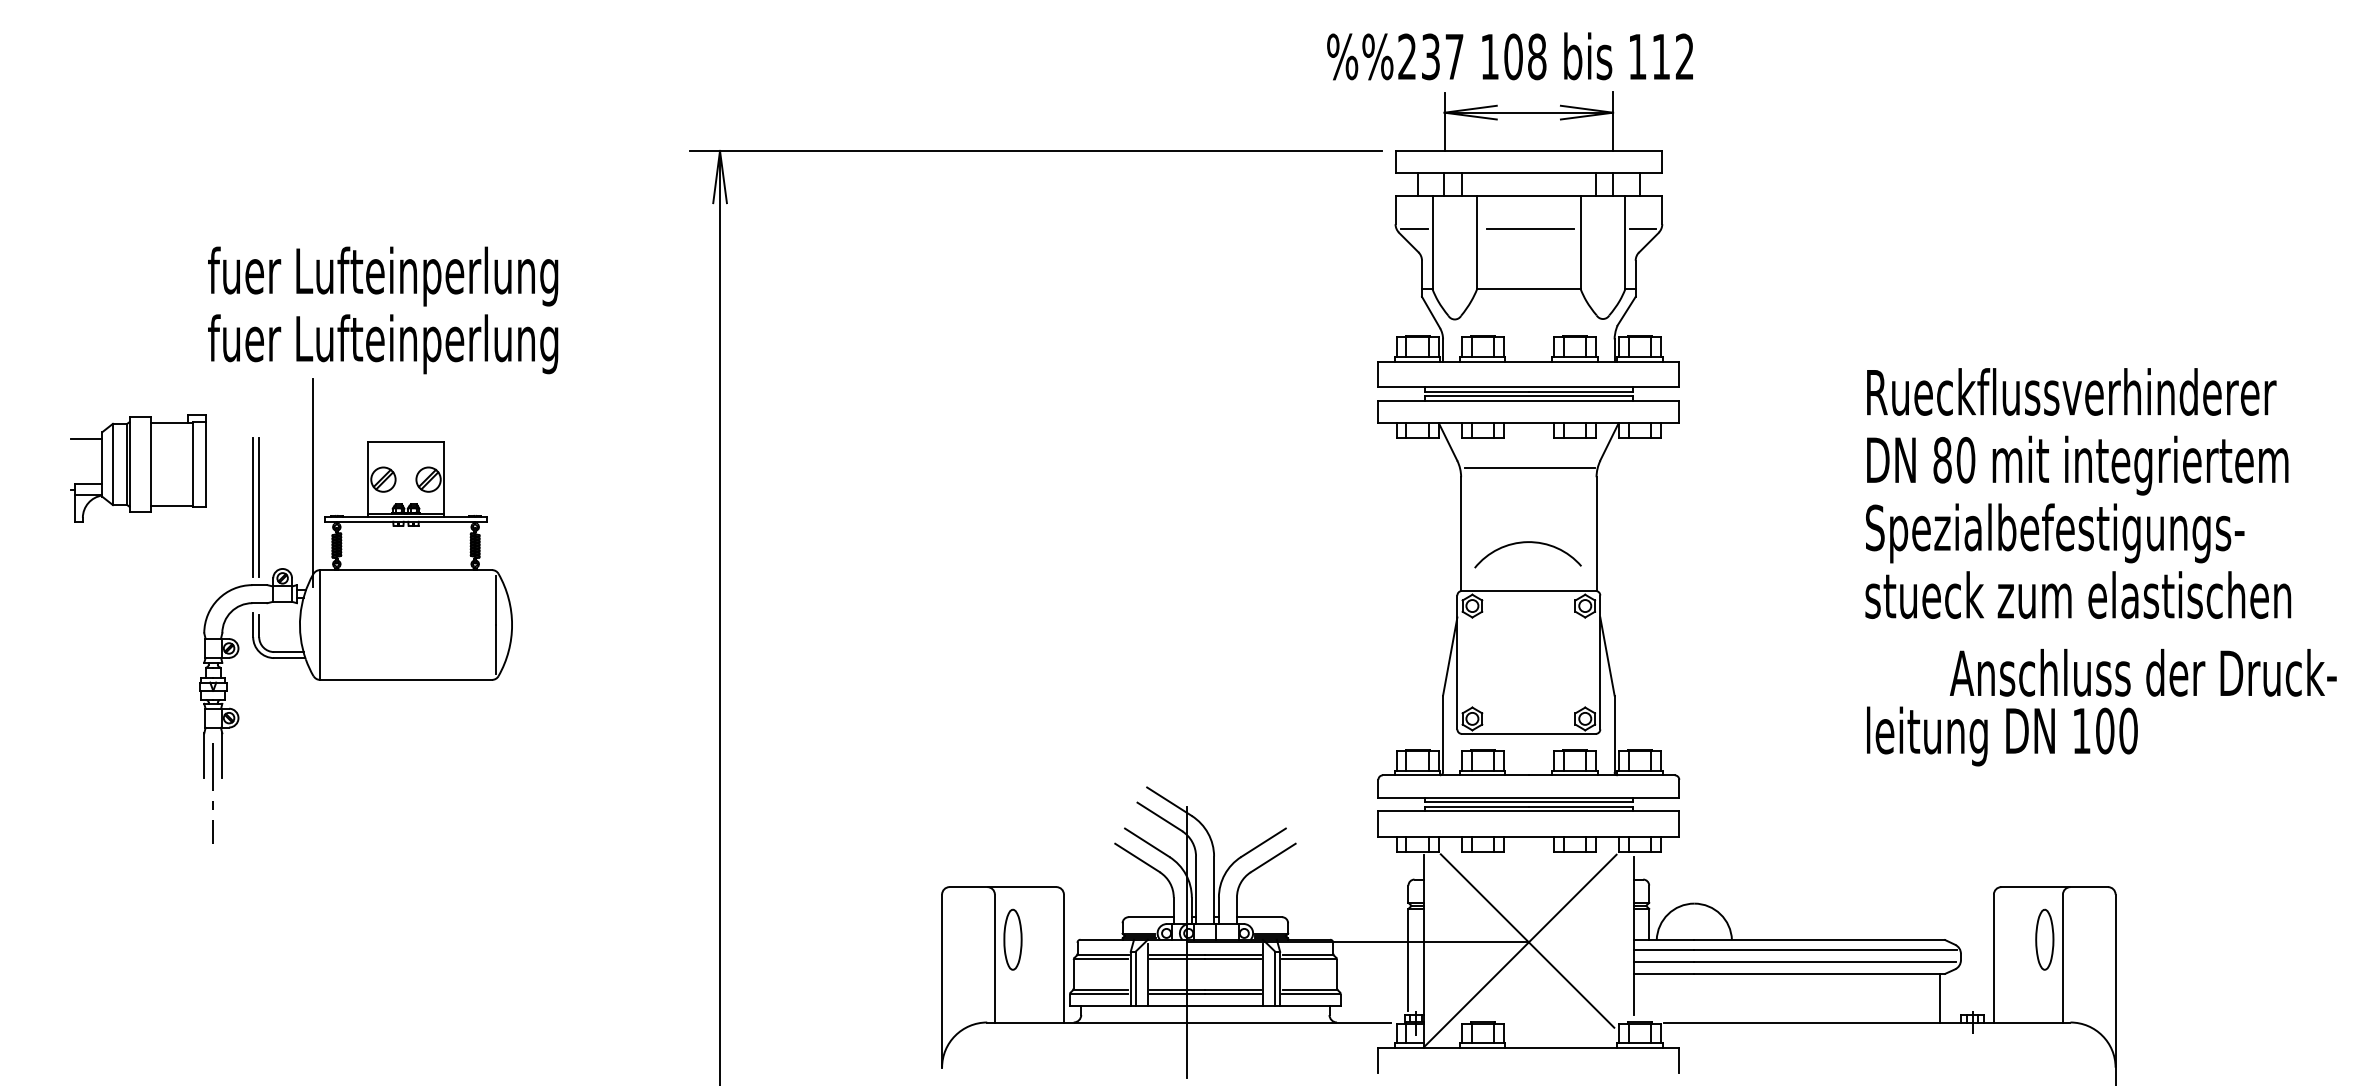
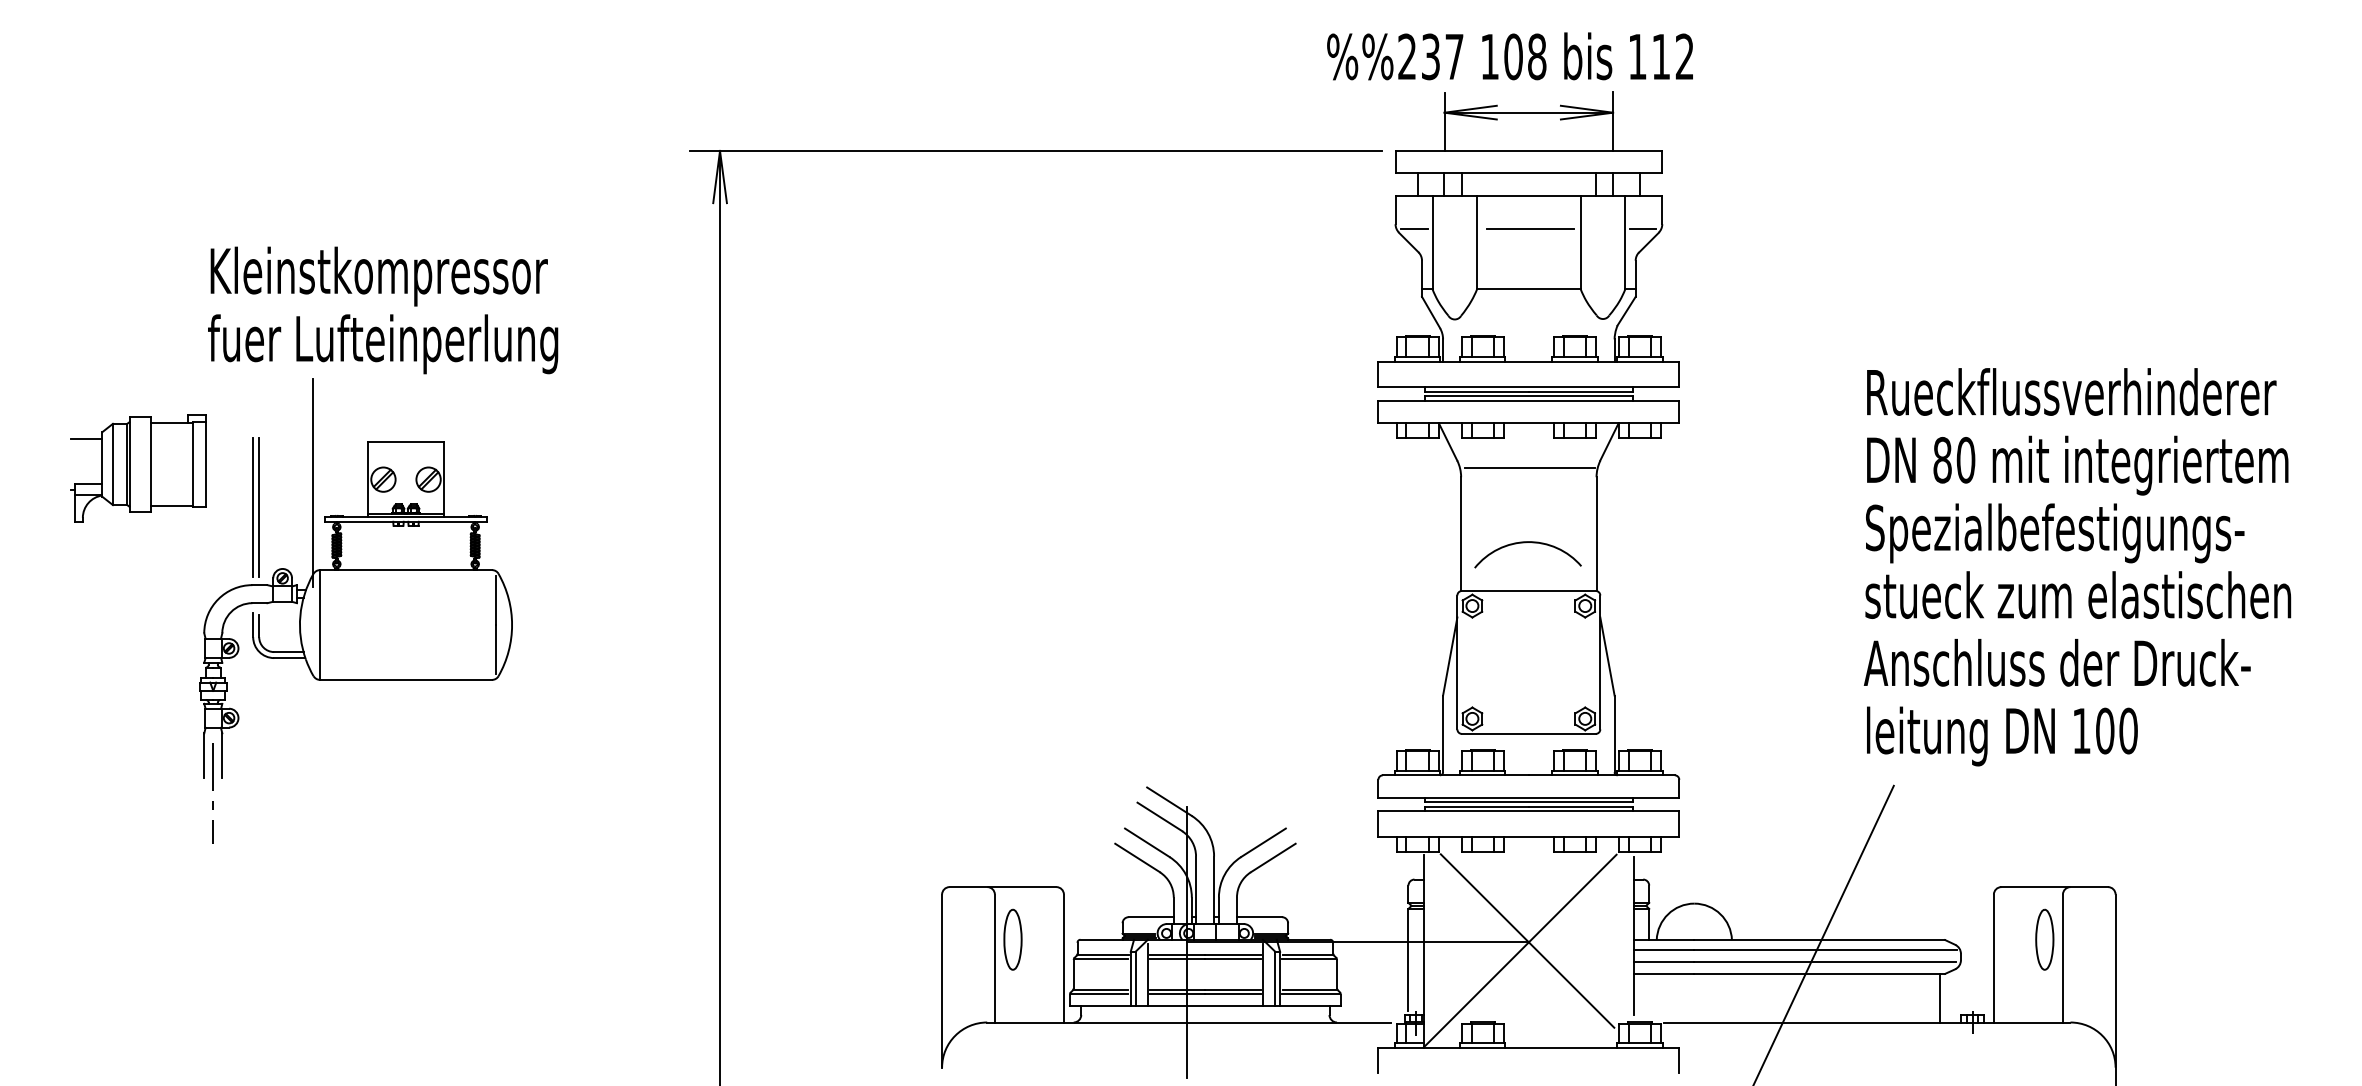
text: fuer Lufteinperlung -> Kleinstkompressor (383, 276)
text position: (2142, 672) -> (2056, 662) (2056, 662)
line: none -> present (1823, 933)
